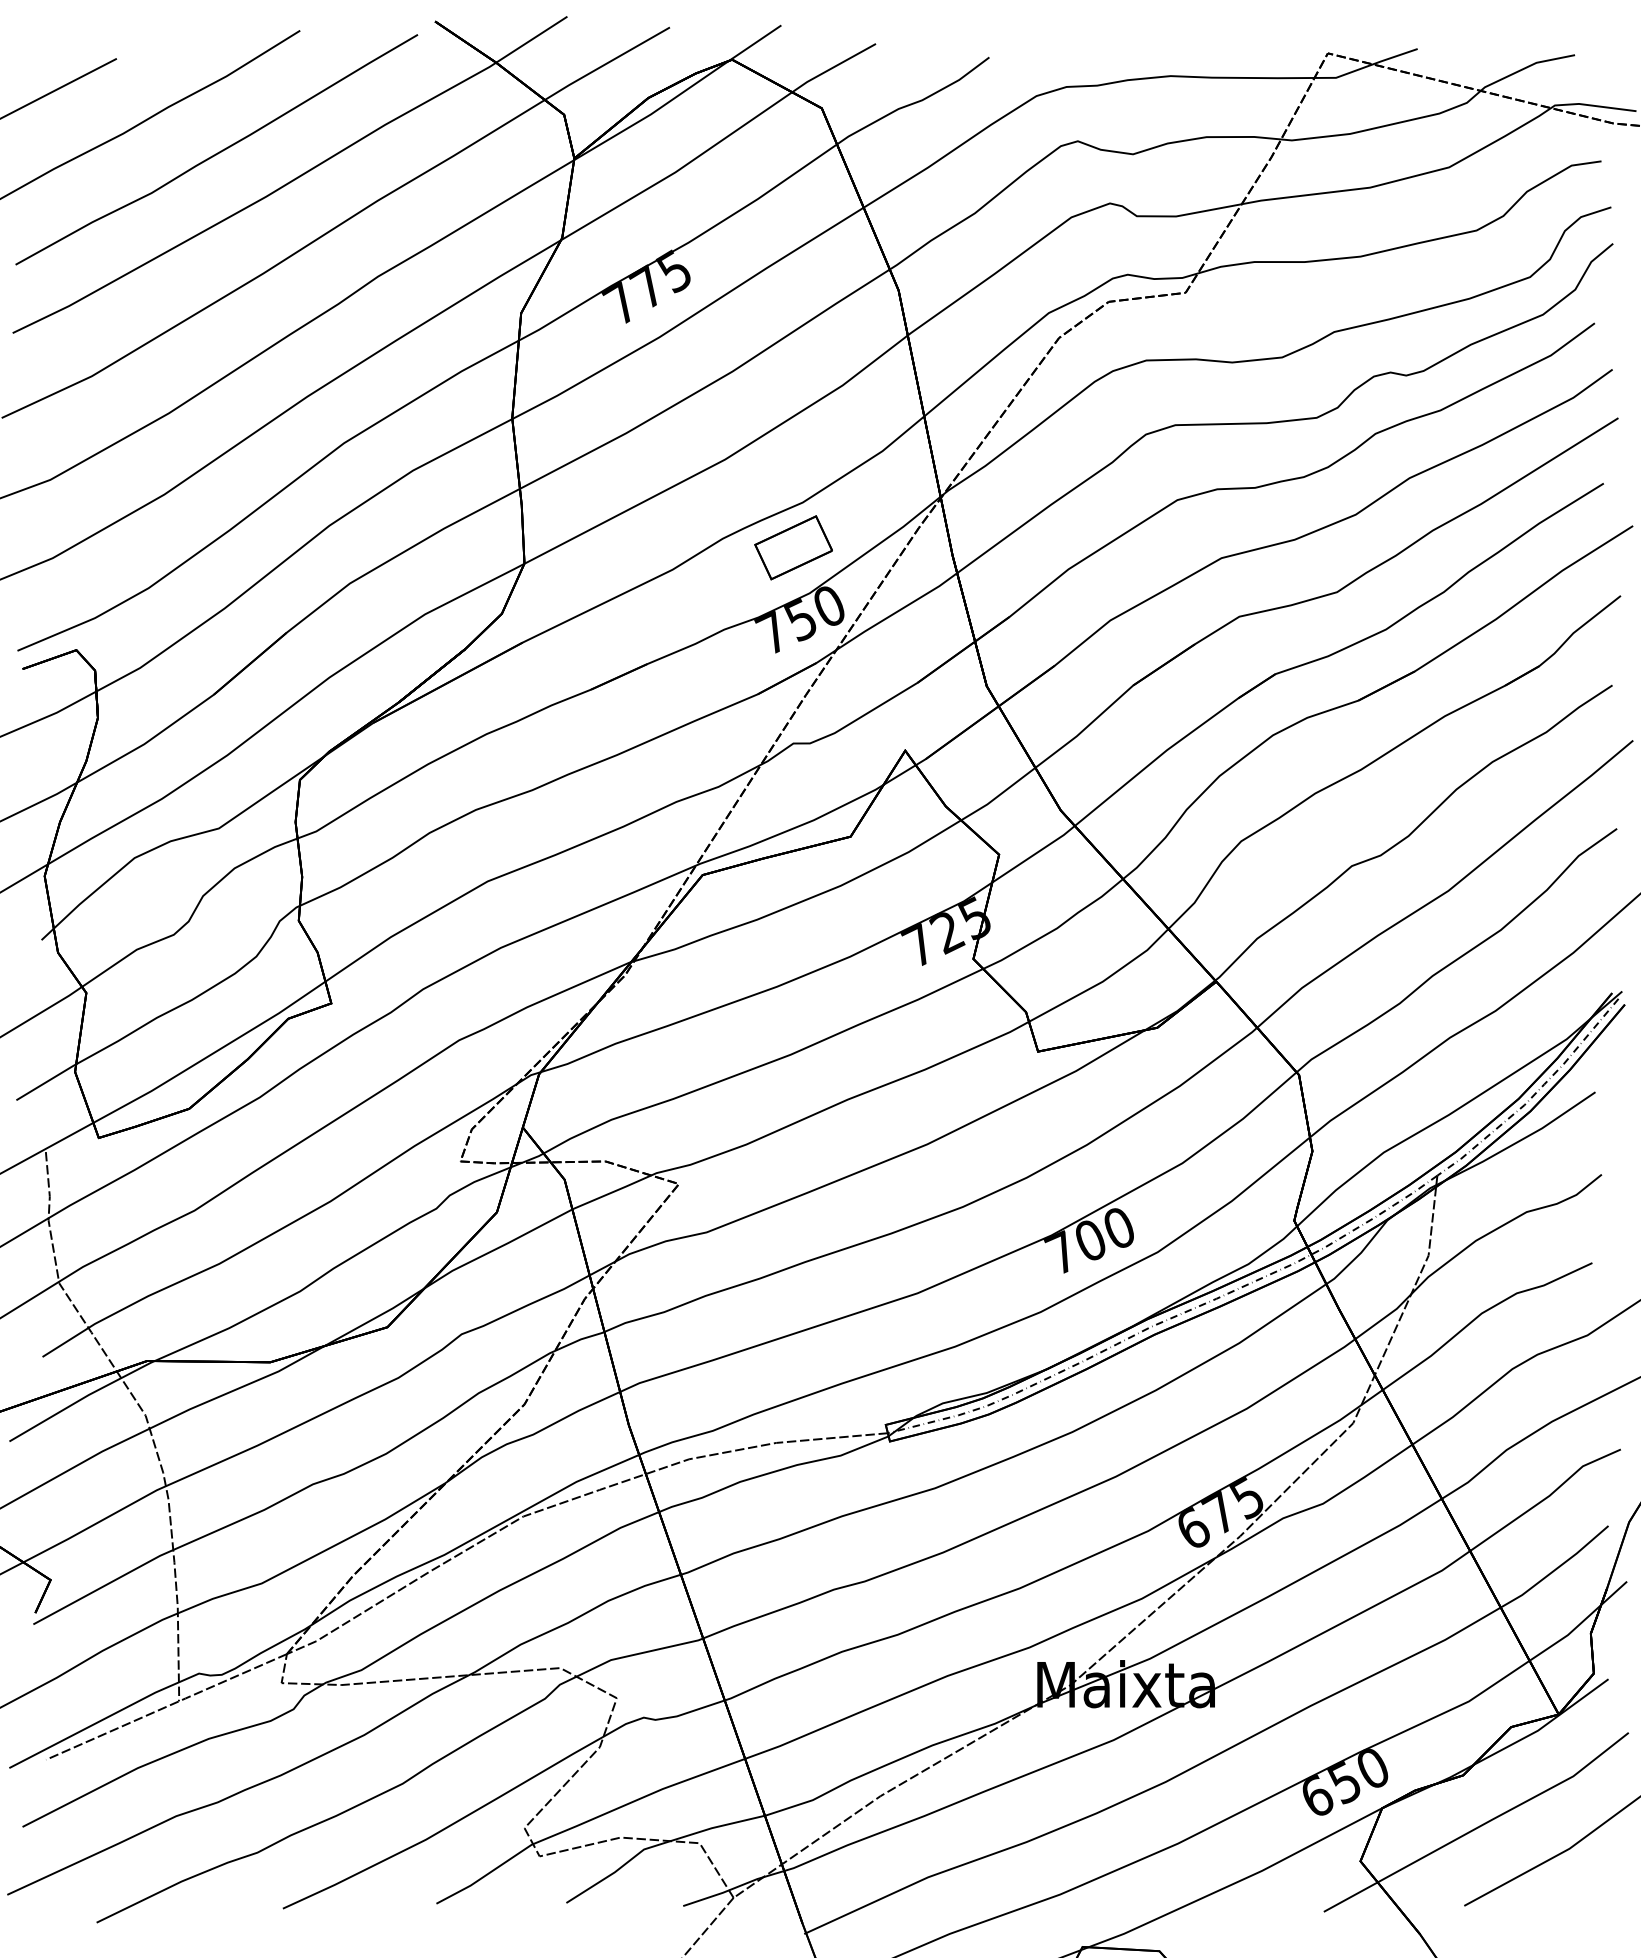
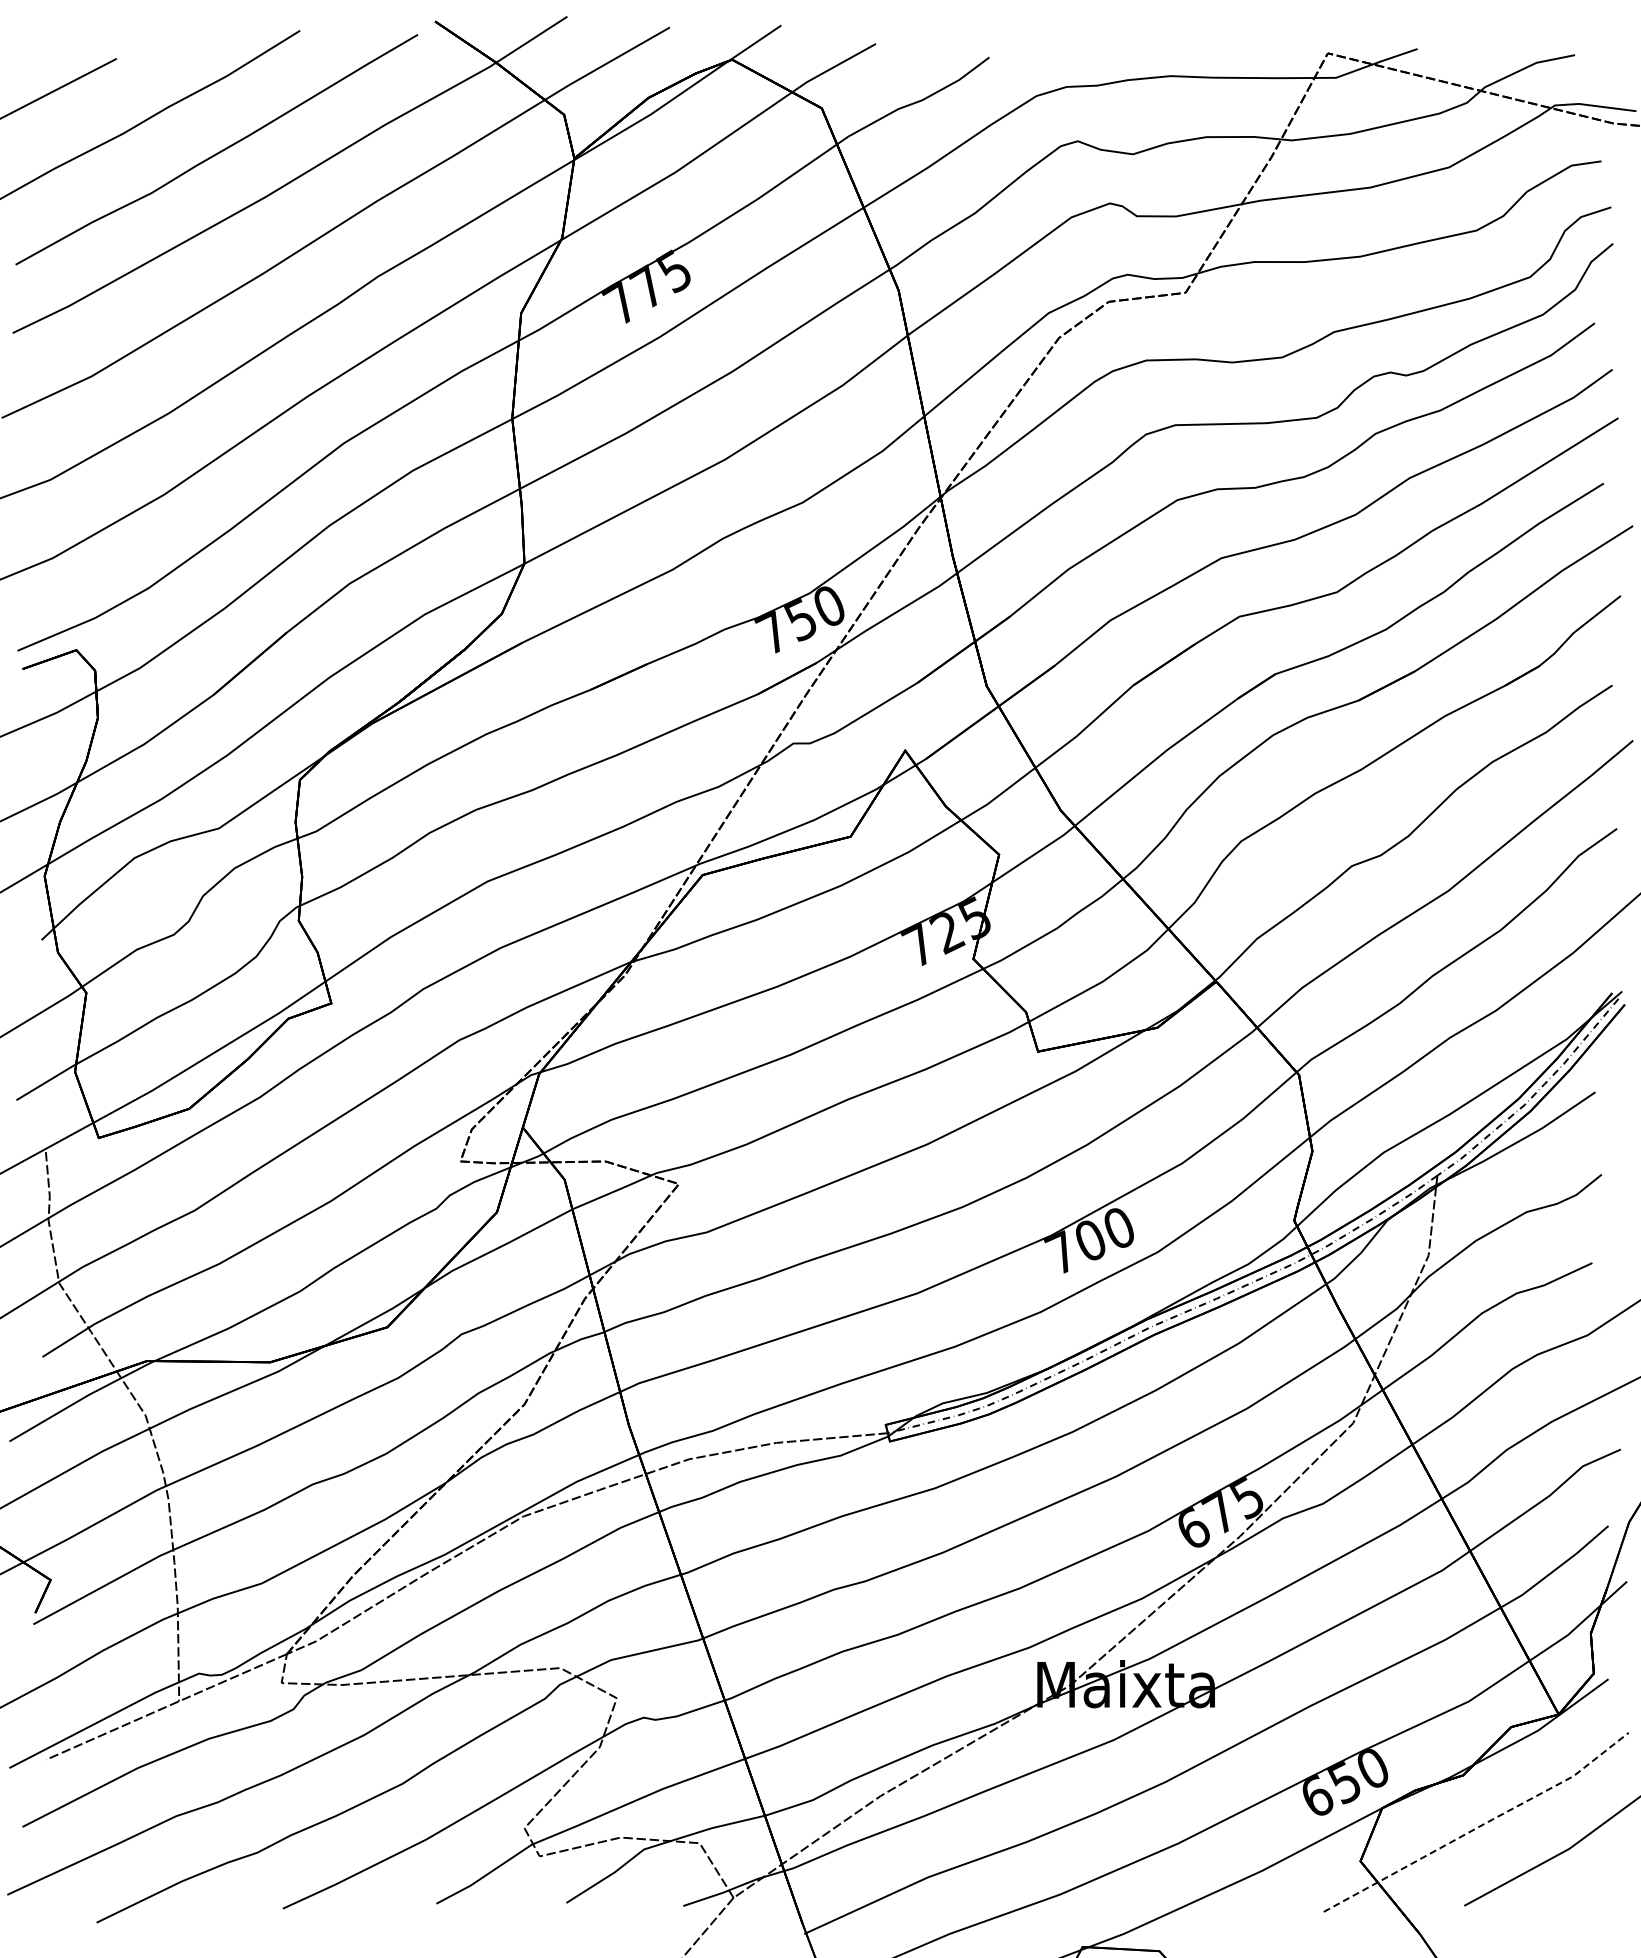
part: present -> none (793, 547)
line: solid -> dashed (1480, 1826)
